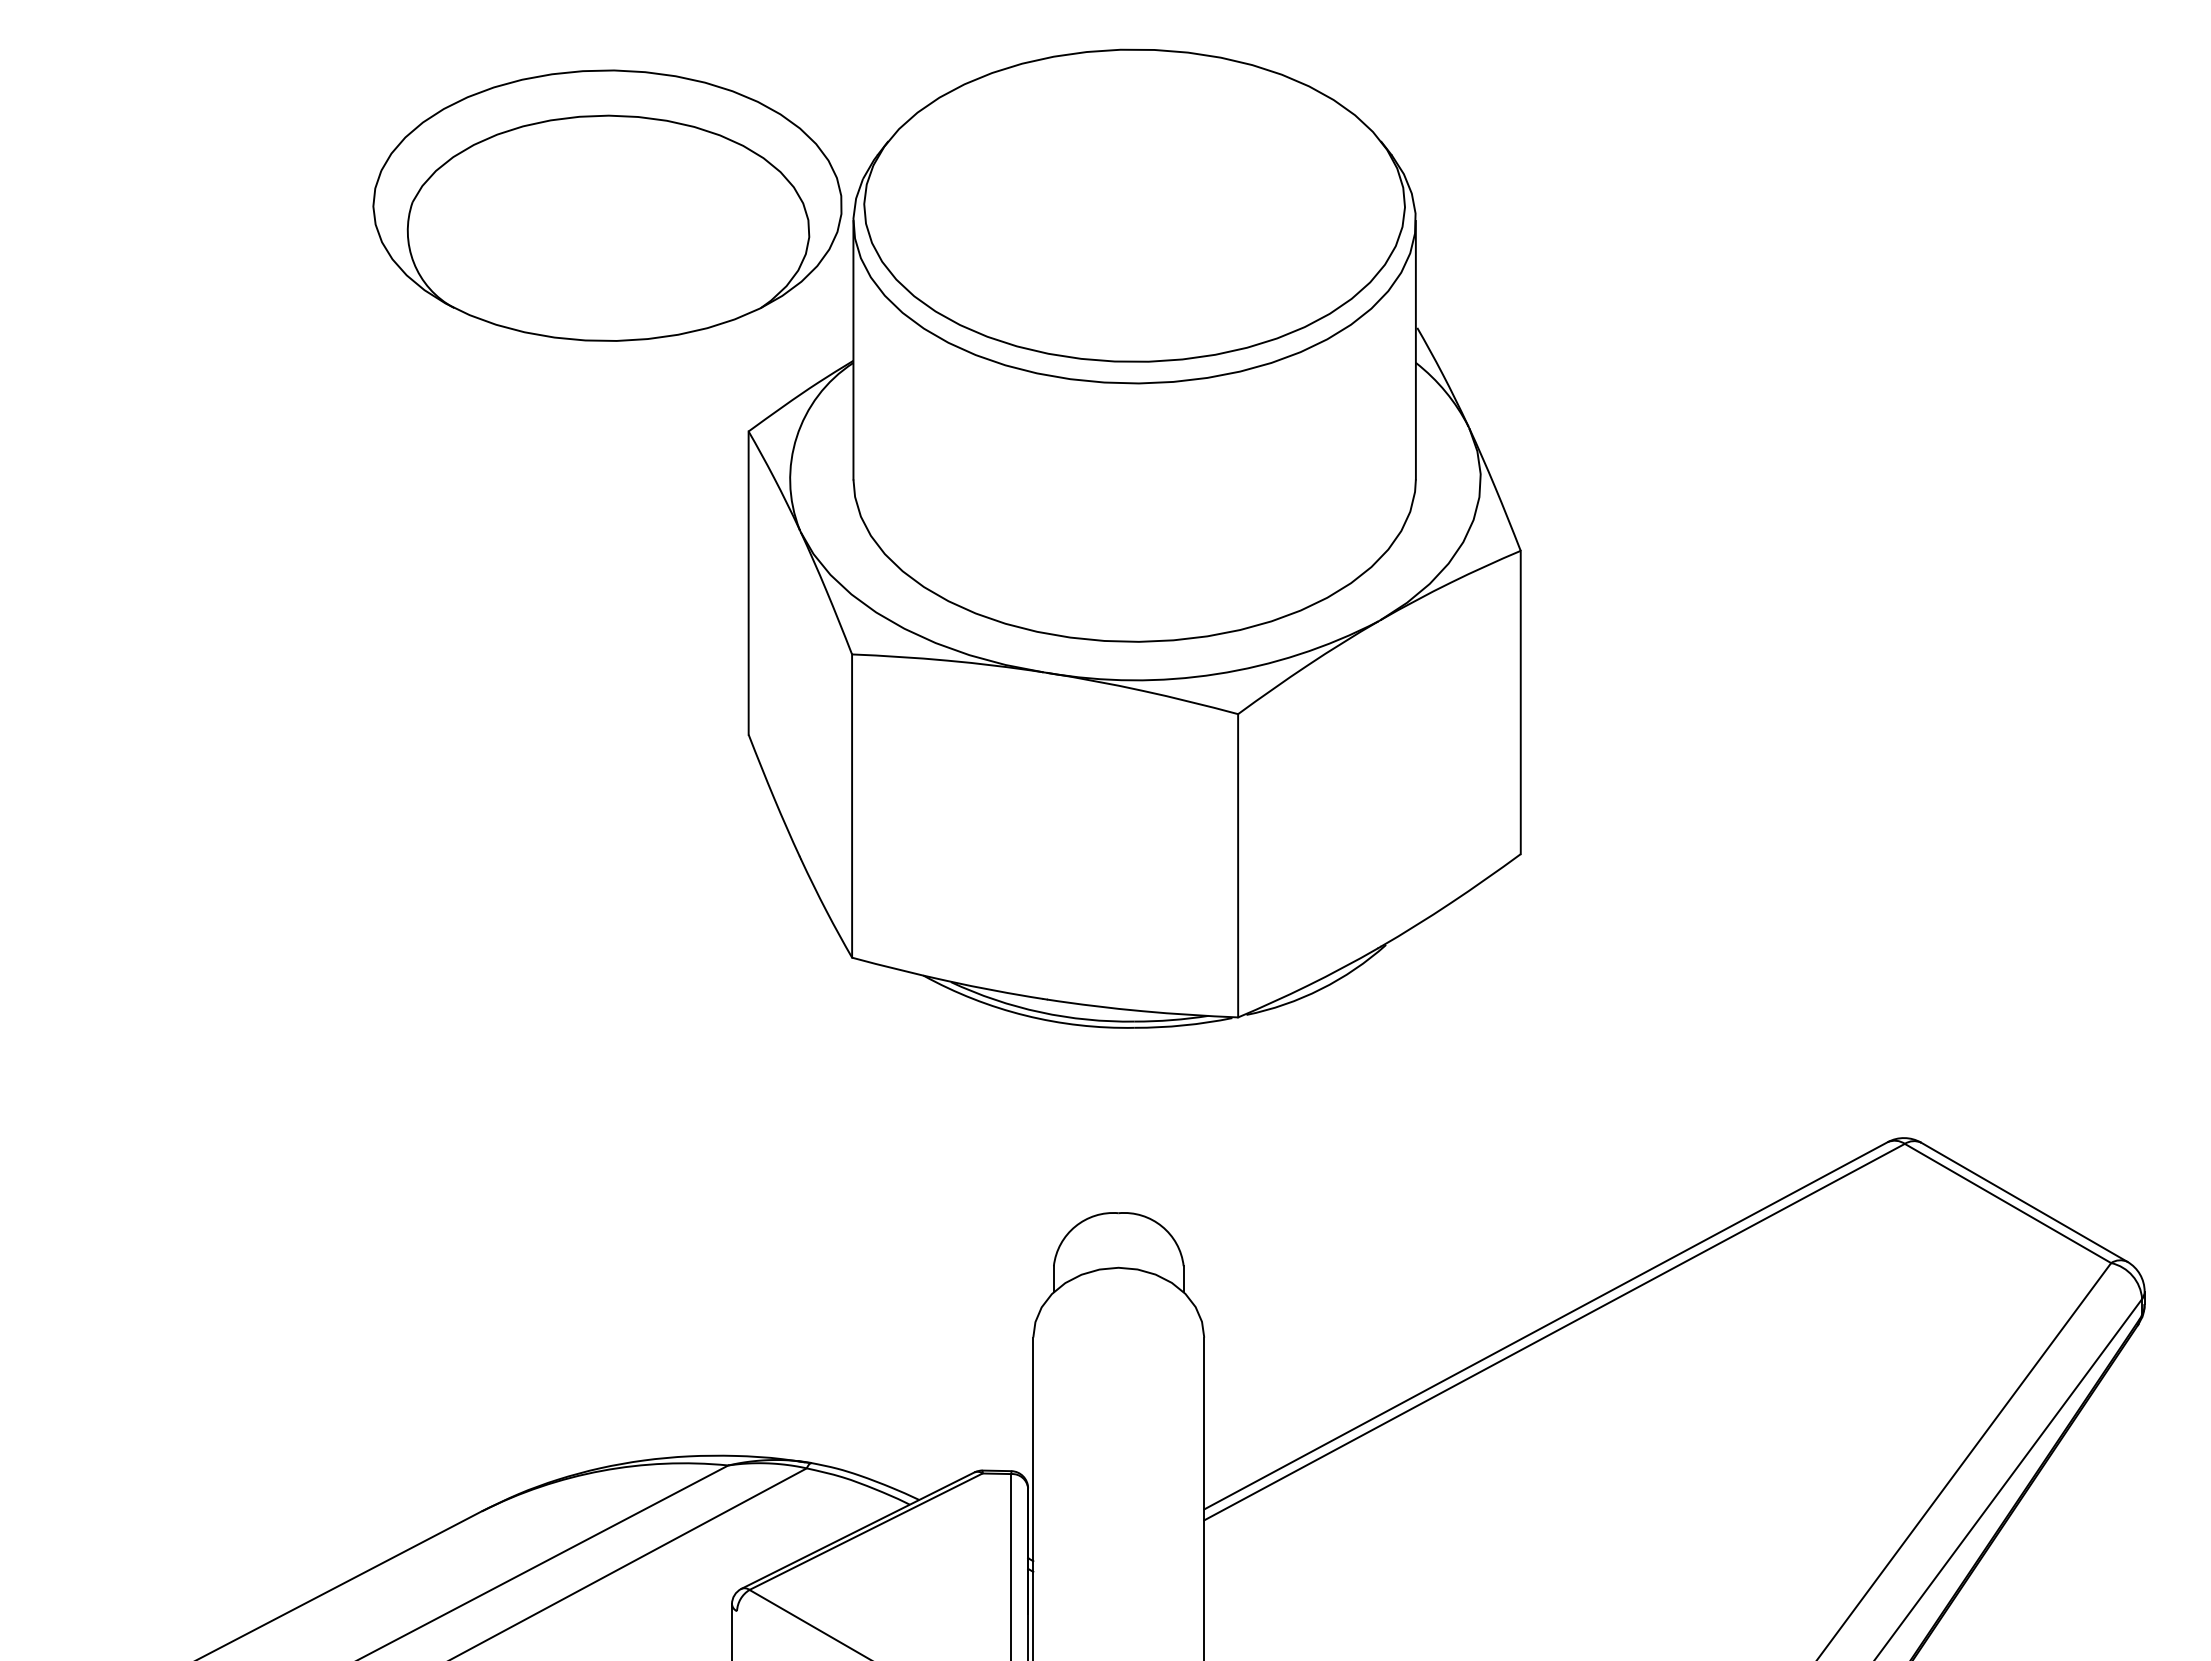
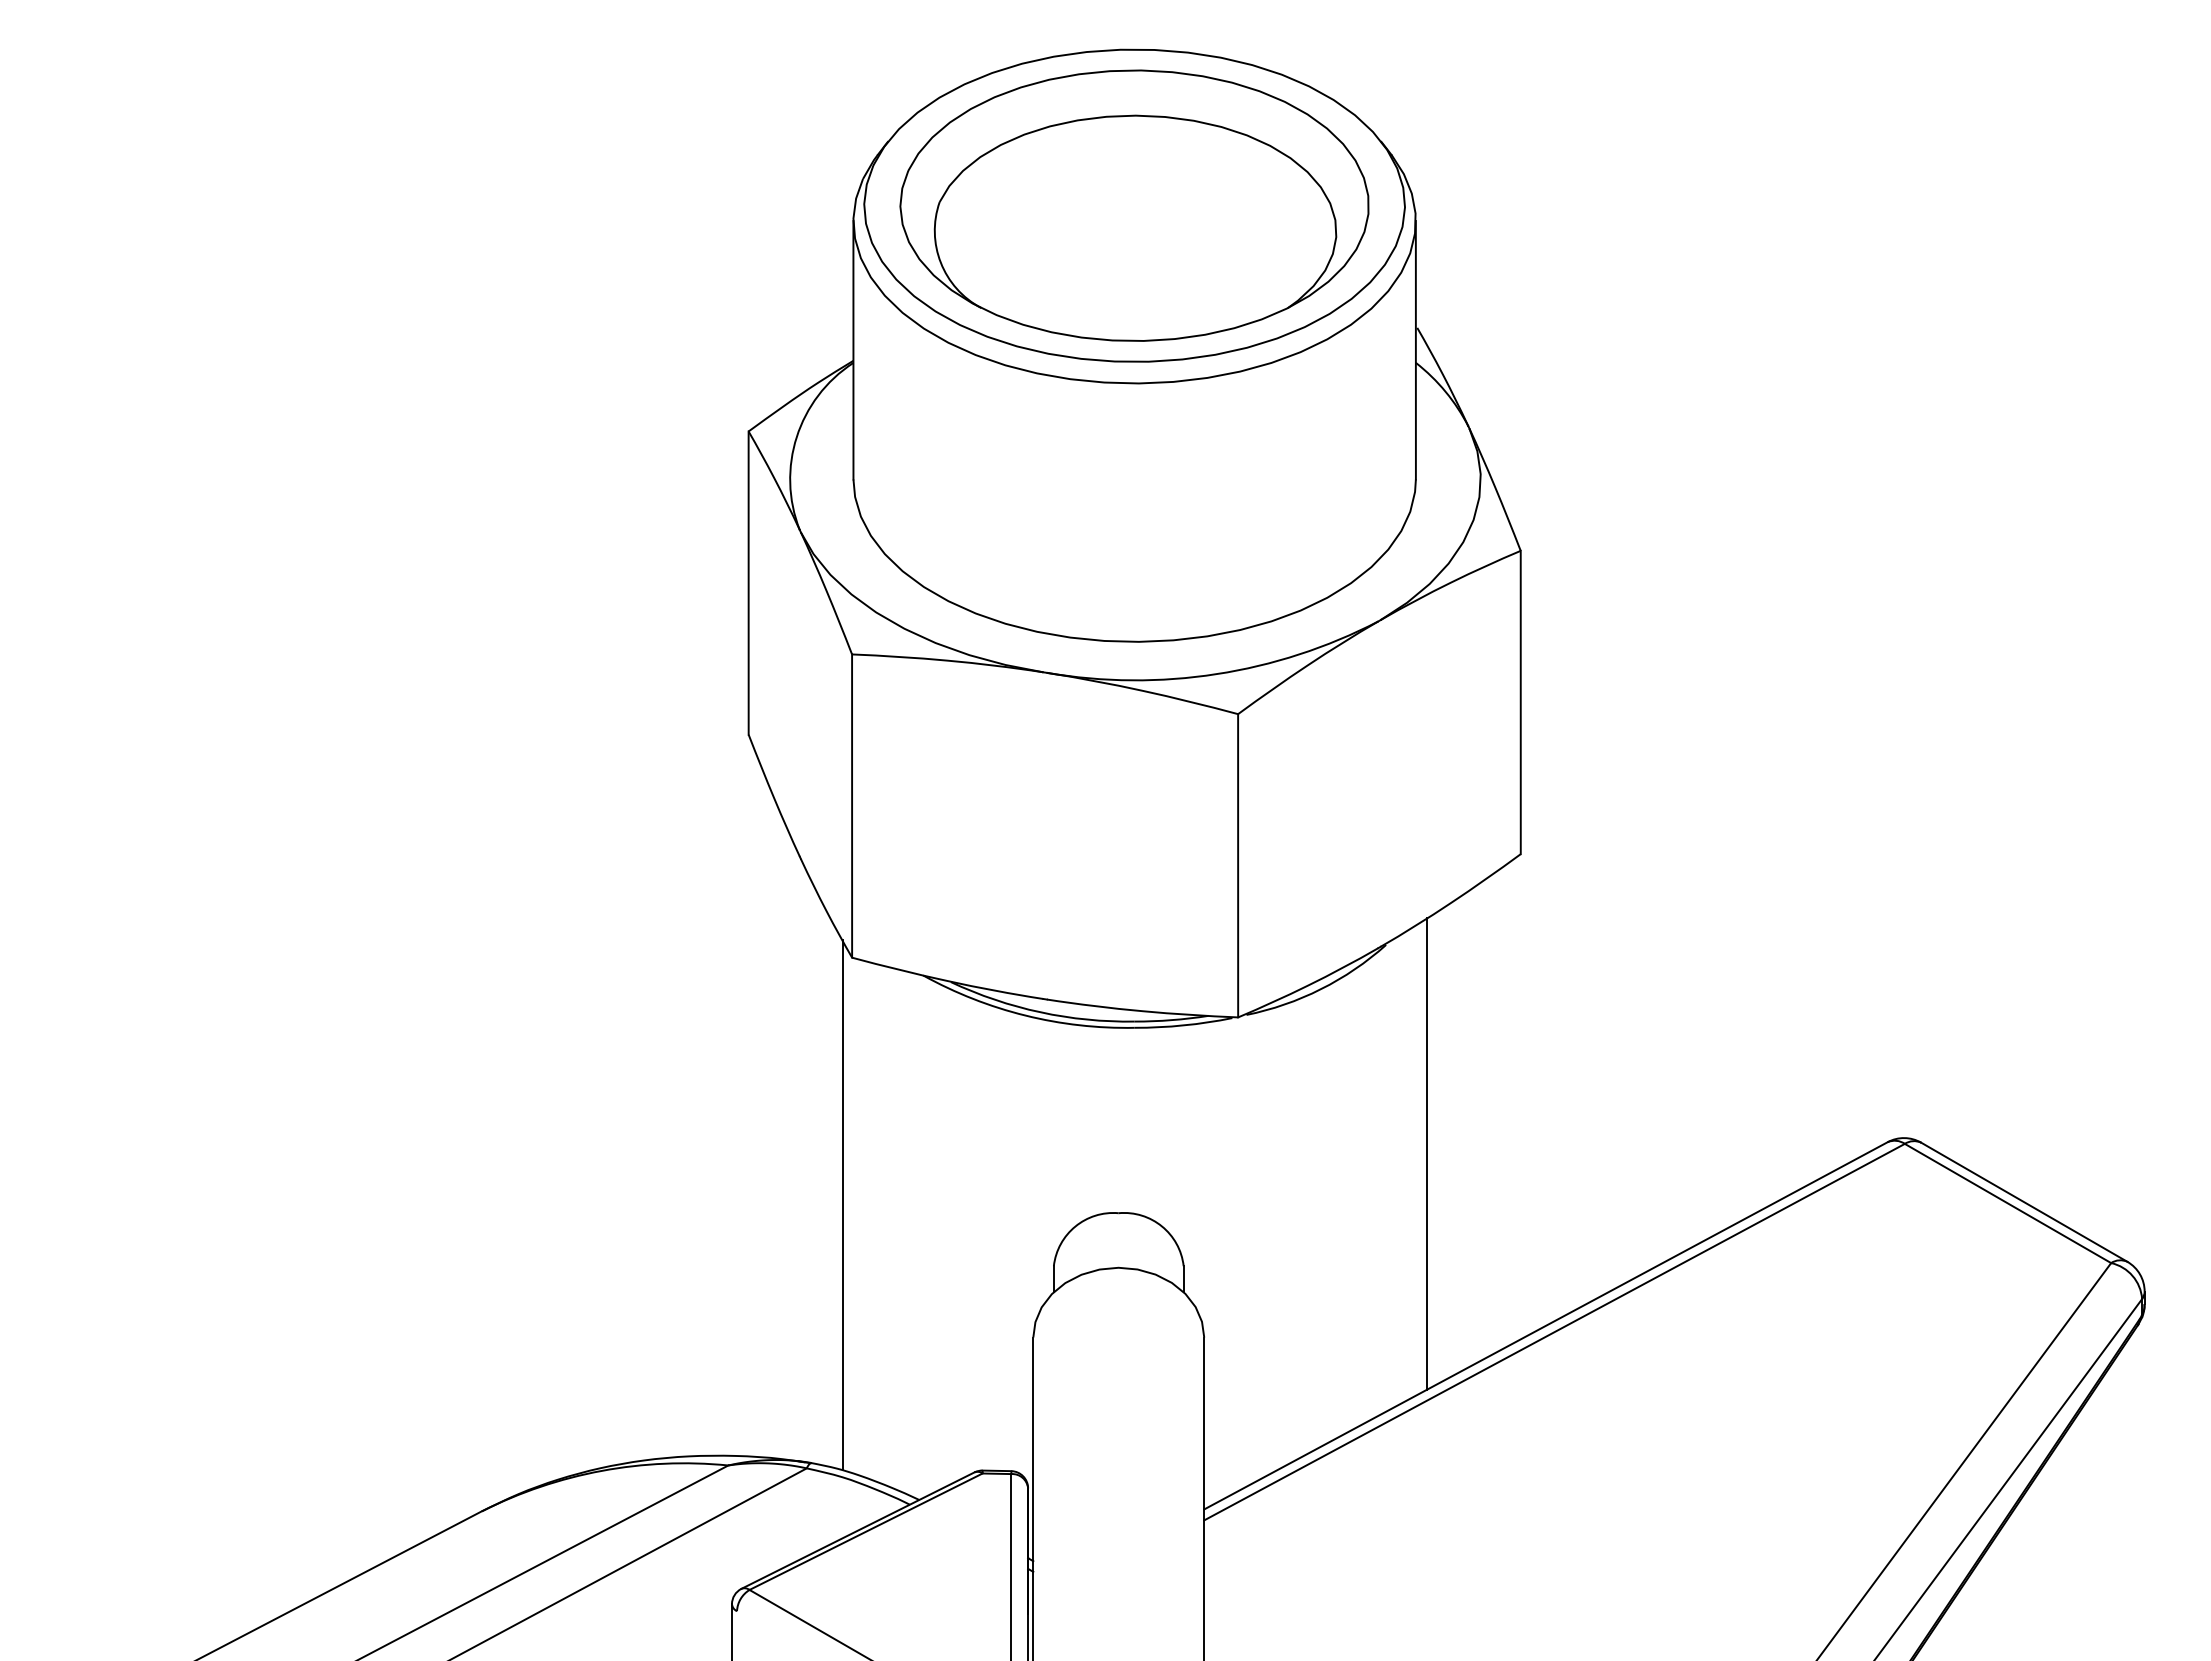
part position: (607, 205) -> (1134, 205) (1134, 205)
line: none -> present (1426, 1153)
line: none -> present (842, 1205)
